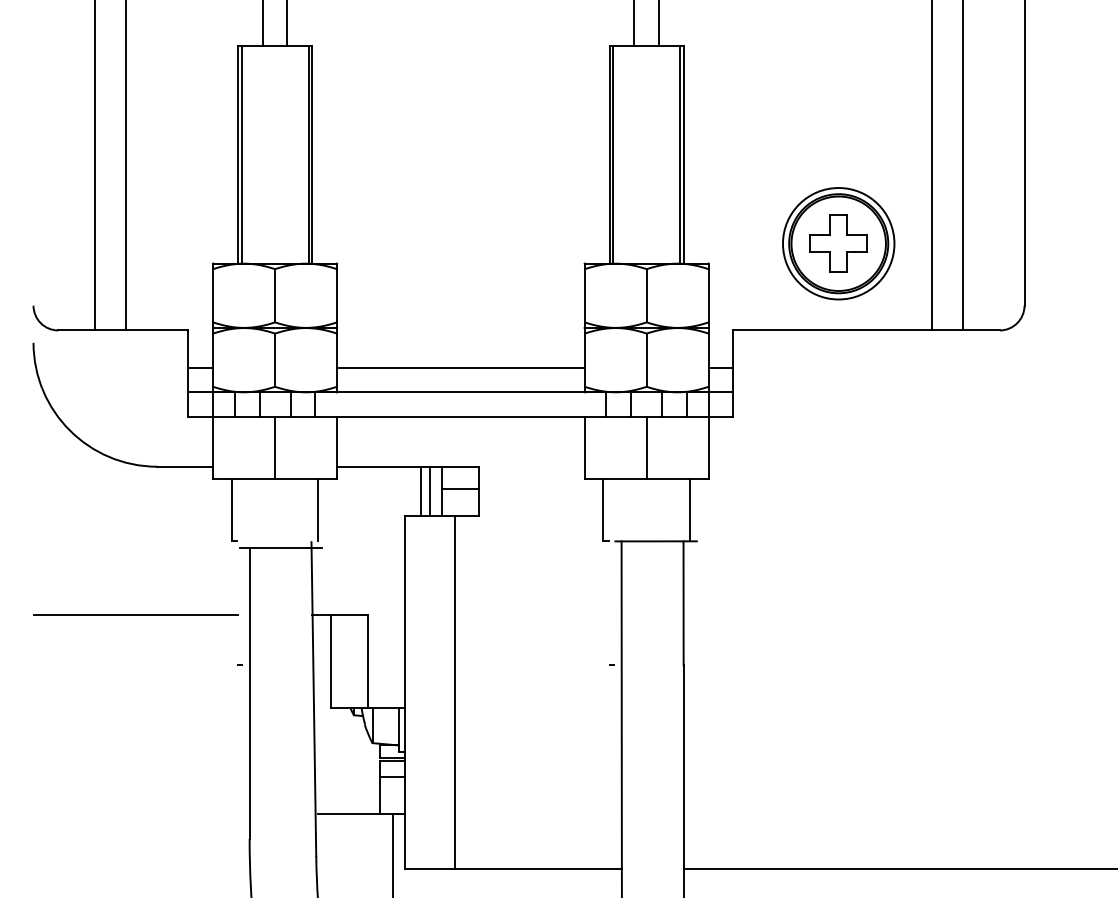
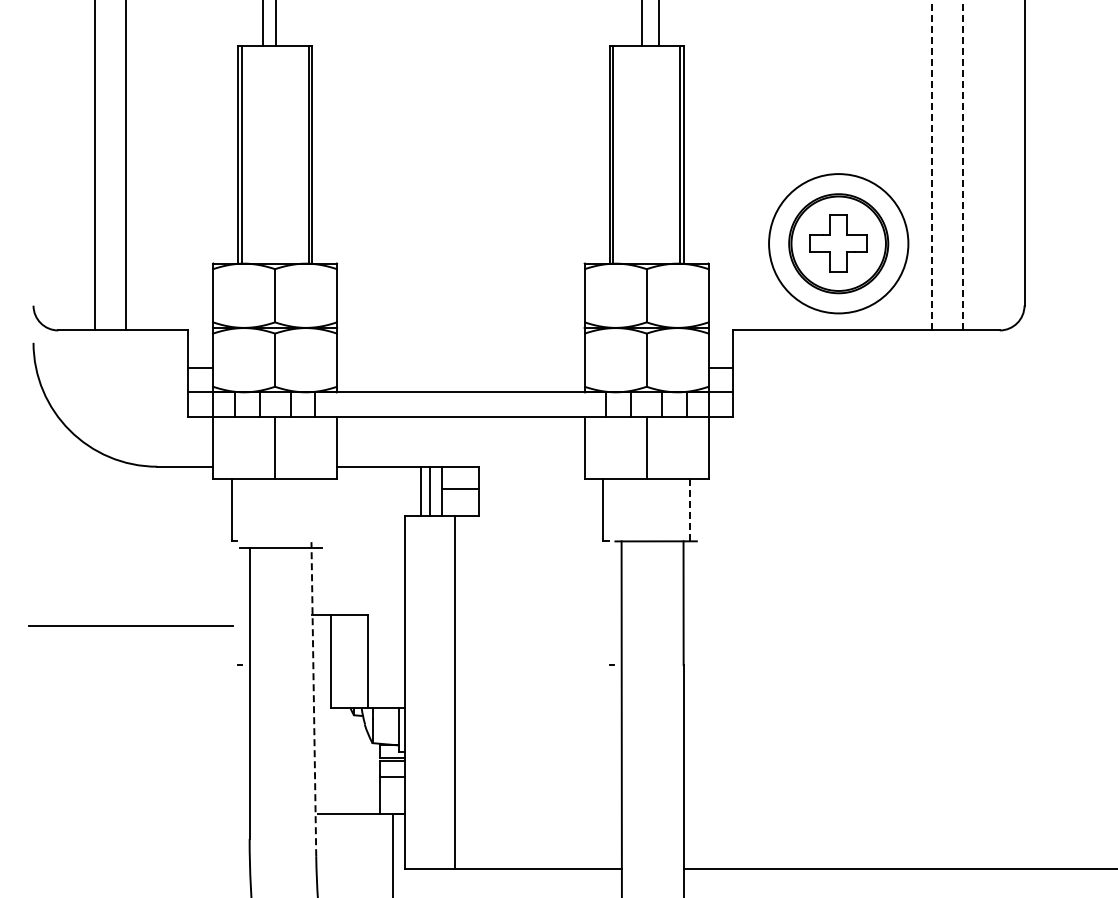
line position: (287, 23) -> (276, 23) (276, 23)
line position: (634, 23) -> (642, 23) (642, 23)
line: solid -> dashed (931, 165)
line: solid -> dashed (962, 165)
circle diameter: 111 px -> 139 px (838, 243)
line: present -> none (460, 367)
line: present -> none (318, 510)
line: solid -> dashed (690, 510)
line position: (135, 614) -> (130, 625) (130, 625)
line: solid -> dashed (313, 698)
